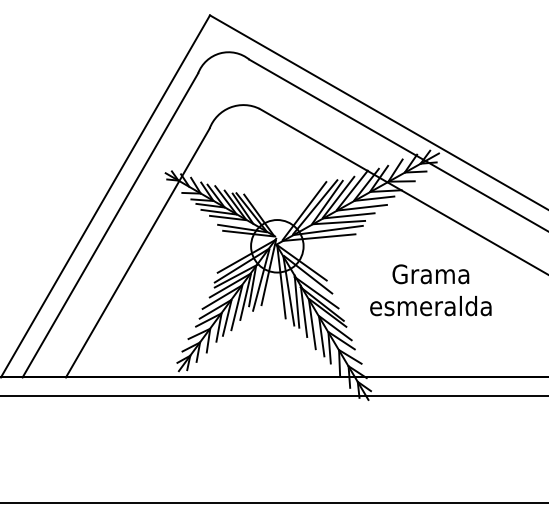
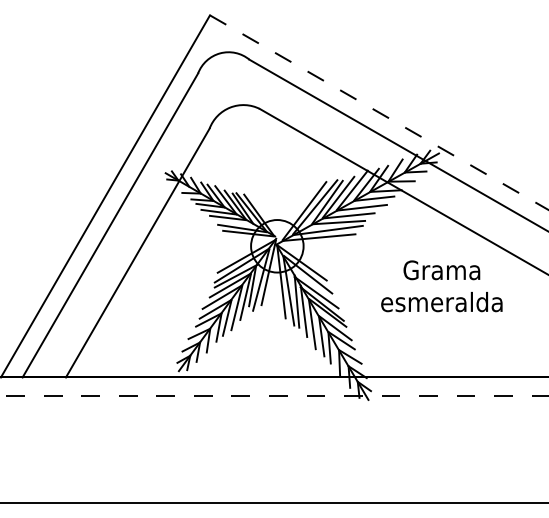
line: solid -> dashed (379, 113)
text position: (430, 290) -> (441, 286) (441, 286)
line: solid -> dashed (274, 396)
